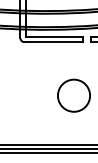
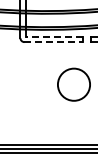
line: solid -> dashed (54, 36)
line: solid -> dashed (54, 42)
circle position: (73, 95) -> (73, 84) (73, 84)
